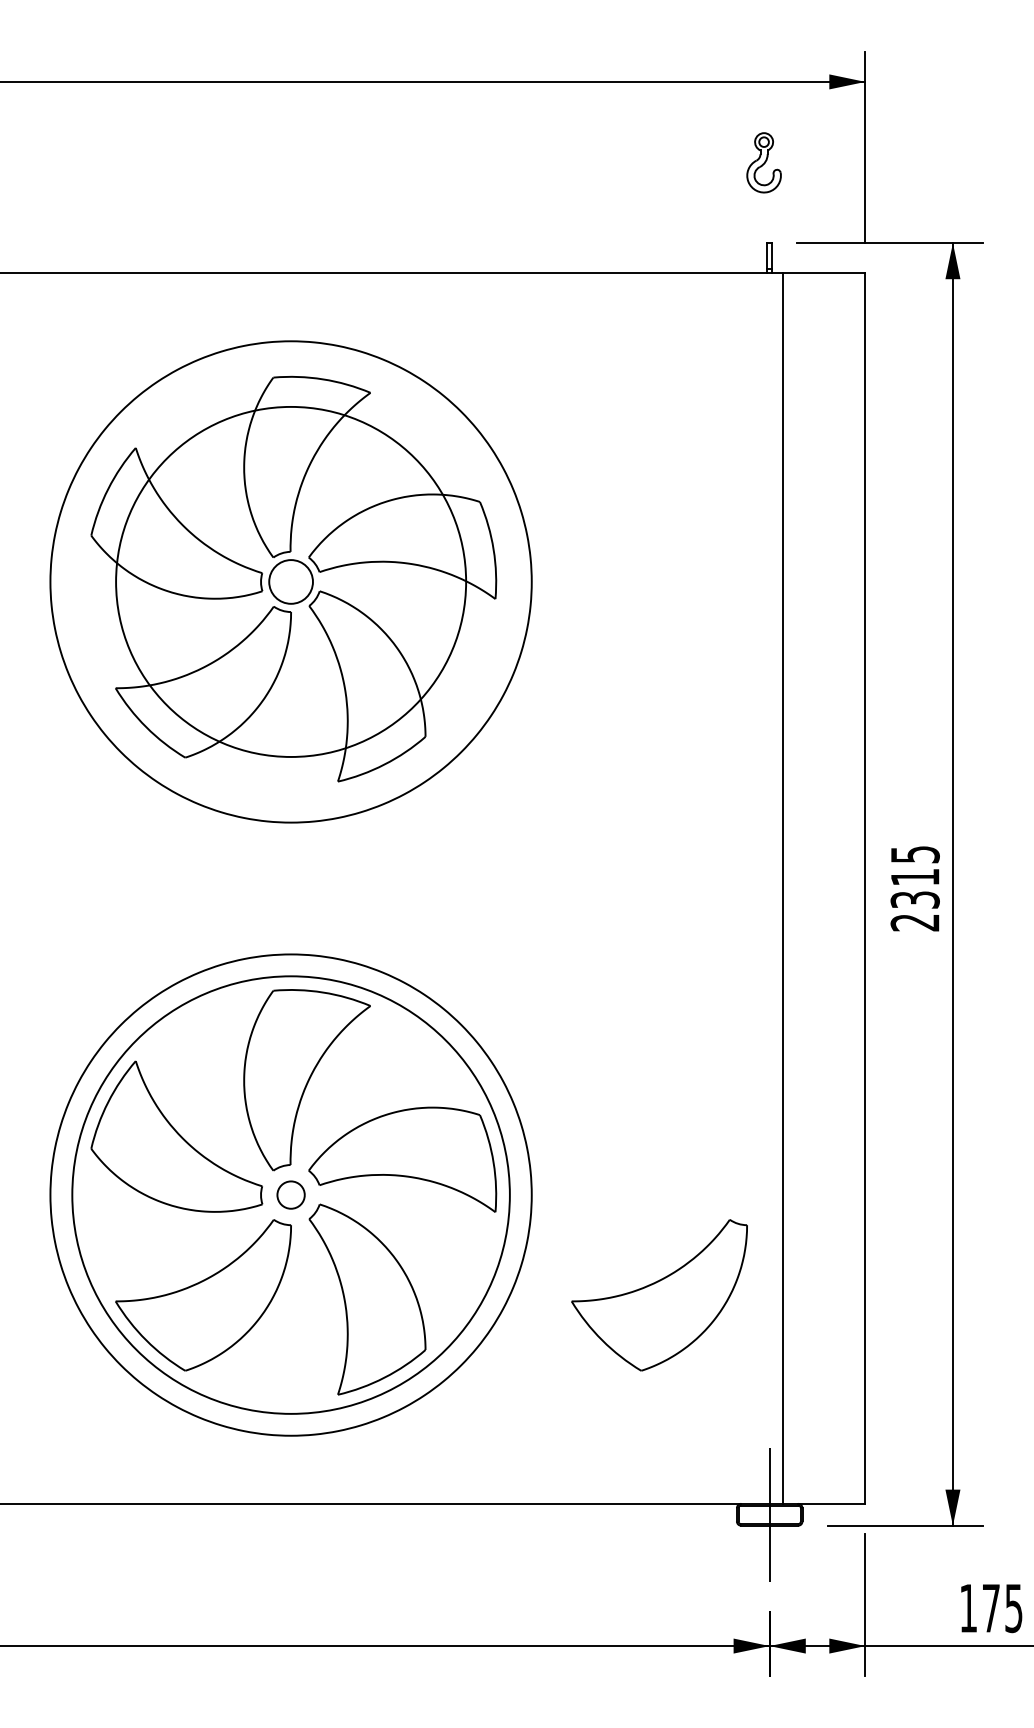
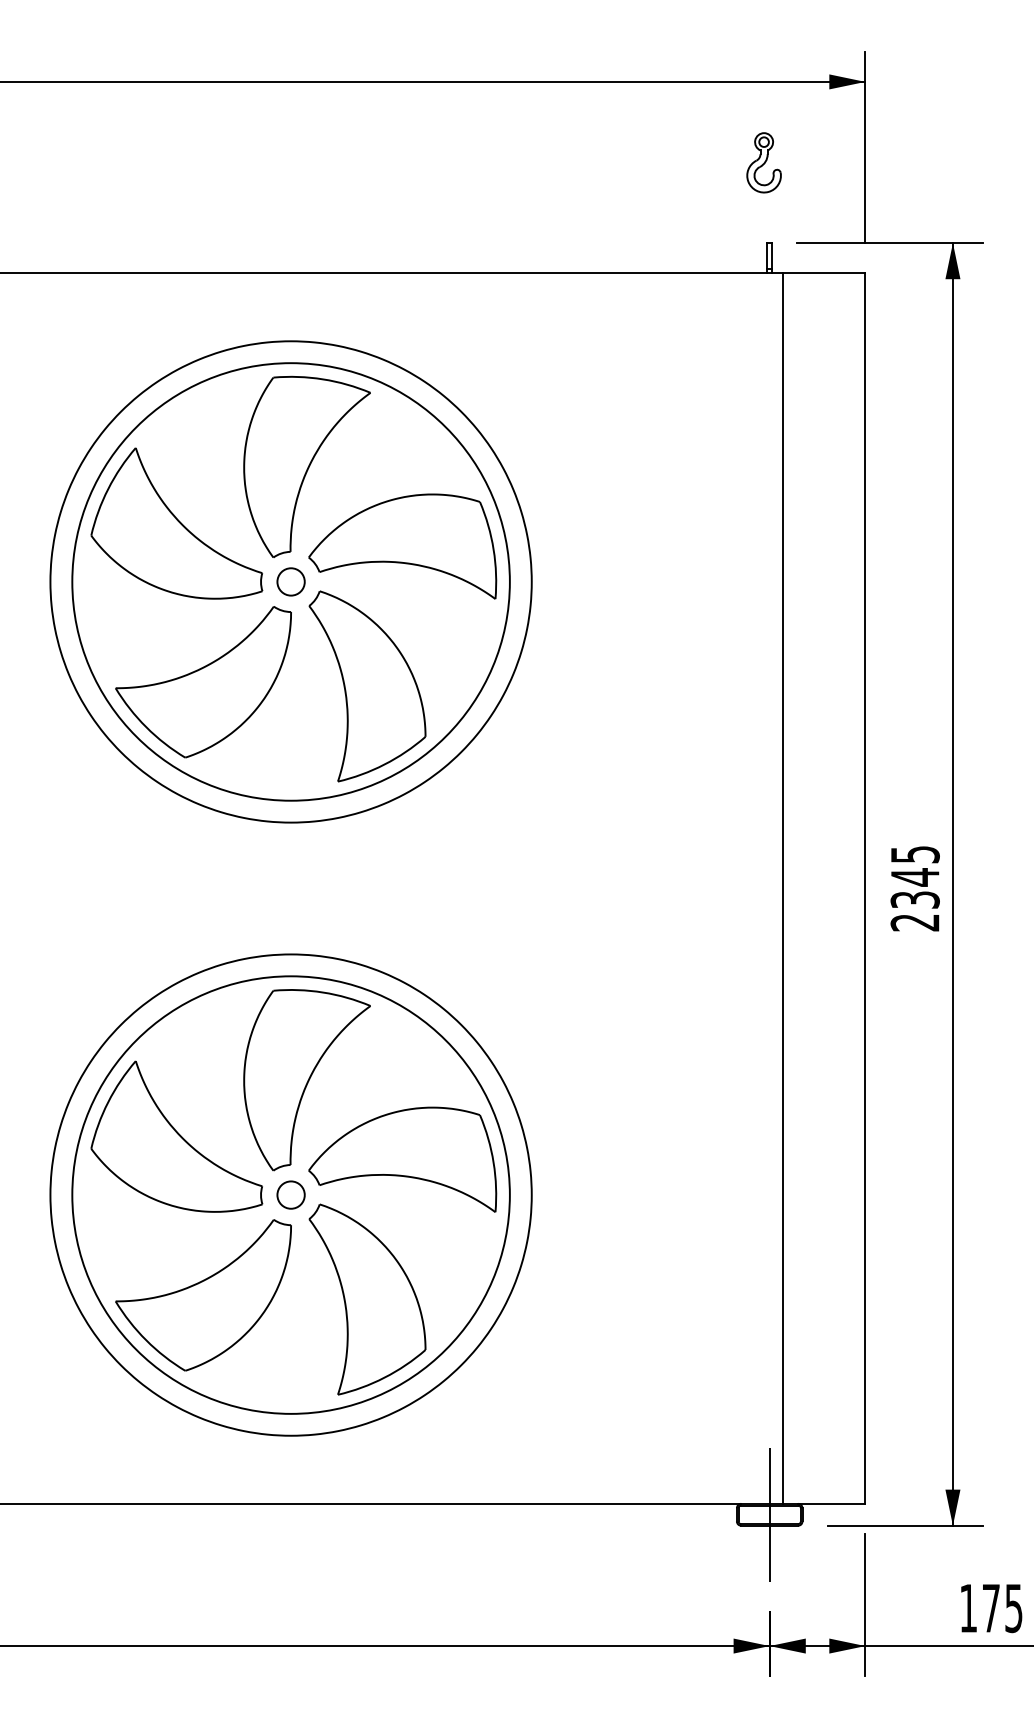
circle diameter: 44 px -> 27 px (290, 581)
circle diameter: 350 px -> 438 px (290, 581)
text: 2315 -> 2345 (915, 877)
part: present -> none (659, 1295)
